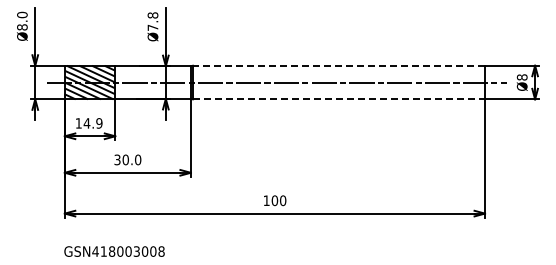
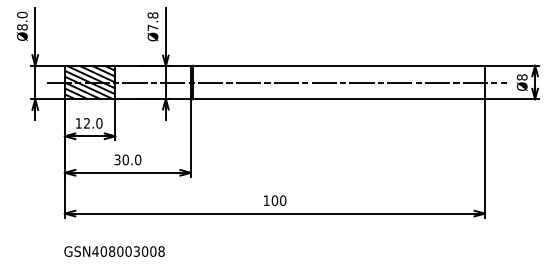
line: dashed -> solid (338, 65)
line: dashed -> solid (339, 99)
text: 14.9 -> 12.0 (92, 123)
text: GSN418003008 -> GSN408003008 (103, 251)
